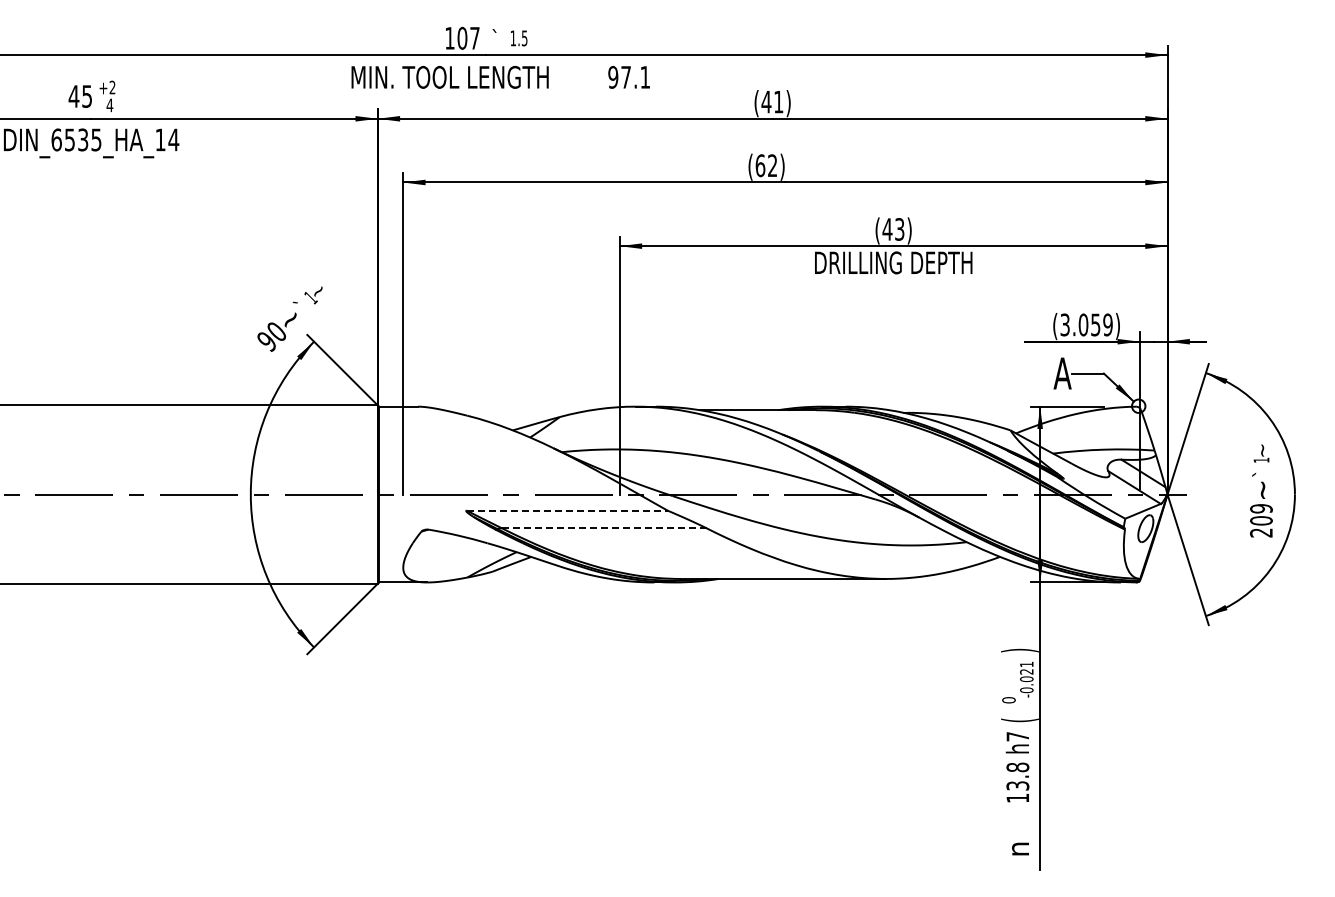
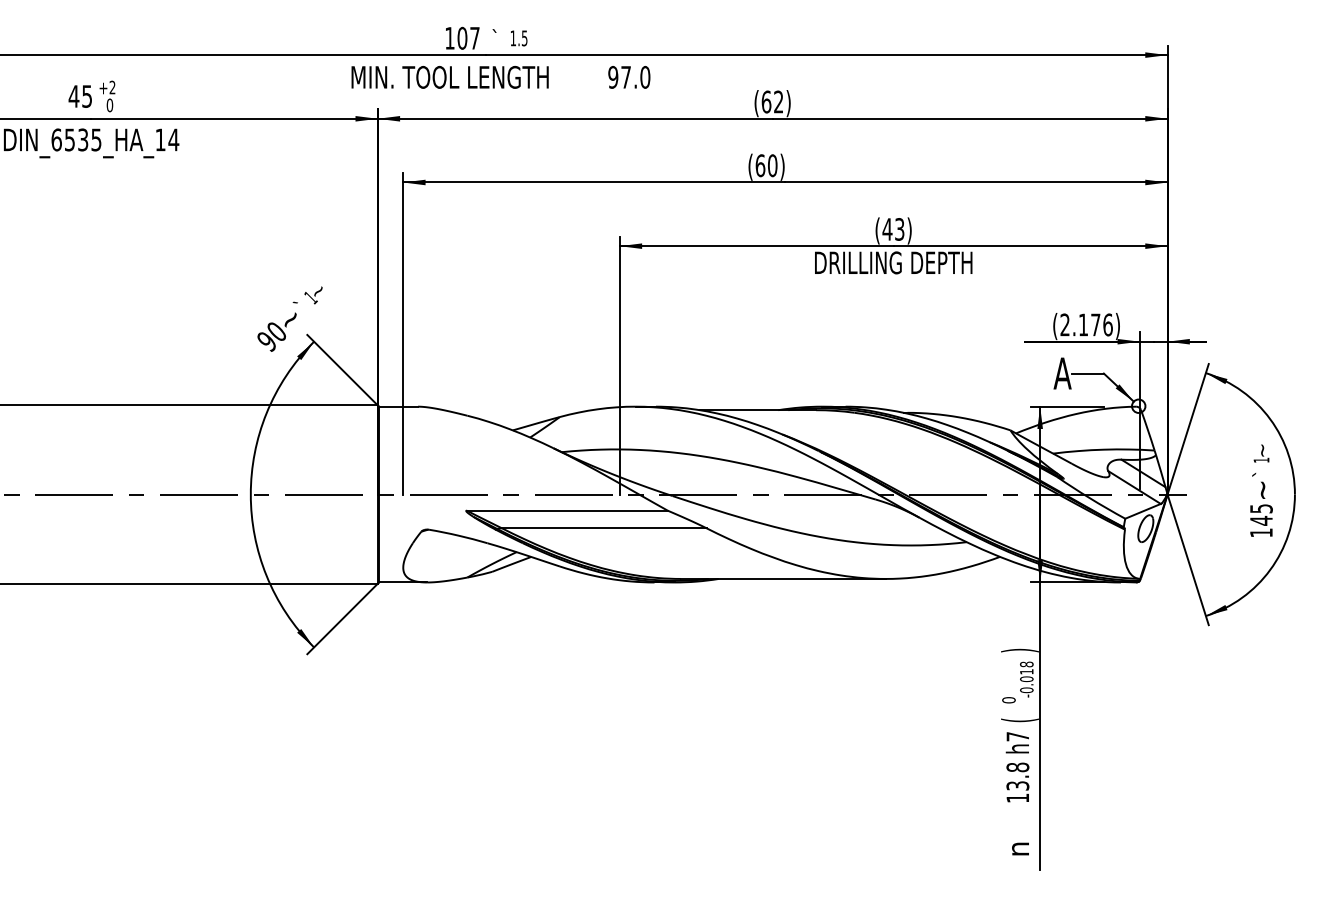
text: 97.1 -> 97.0 (645, 76)
text: (41) -> (62) (772, 101)
text: 4 -> 0 (109, 105)
text: (62) -> (60) (772, 165)
text: (3.059) -> (2.176) (1086, 324)
line: dashed -> solid (567, 510)
text: 209 -> 145 (1261, 520)
line: dashed -> solid (603, 528)
text: -0.021 -> -0.018 (1026, 667)
